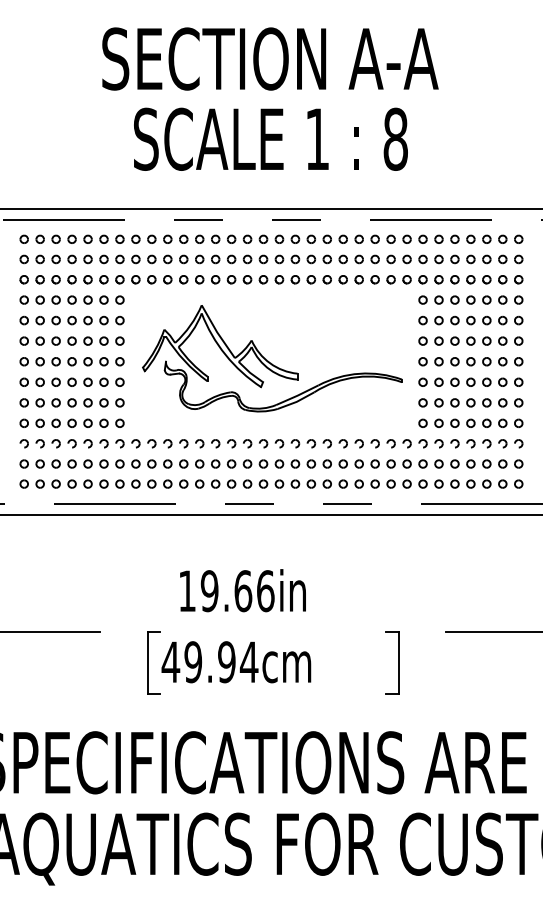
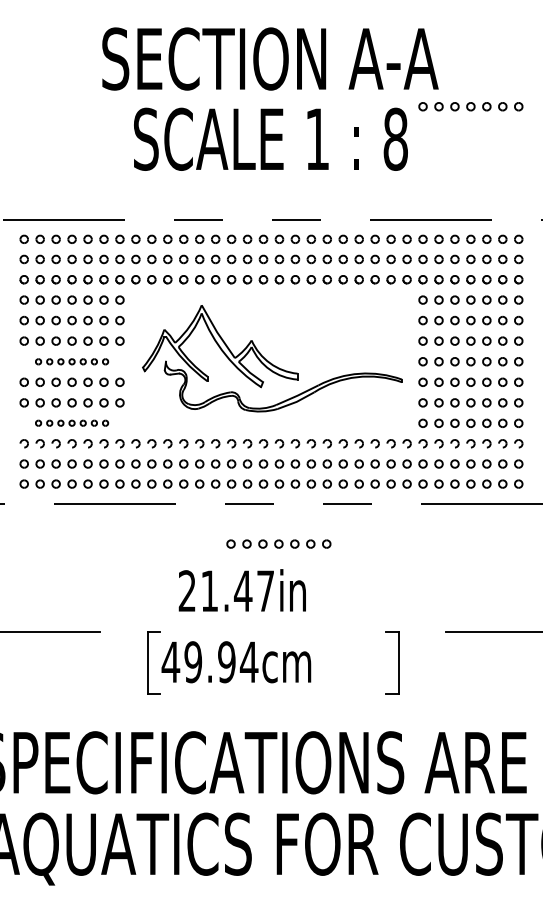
part: none -> present (470, 106)
line: present -> none (270, 209)
part size: 106x10 px -> 75x8 px (72, 361)
part size: 106x10 px -> 75x8 px (72, 422)
line: present -> none (270, 514)
part: none -> present (278, 543)
text: 19.66in -> 21.47in (226, 591)
